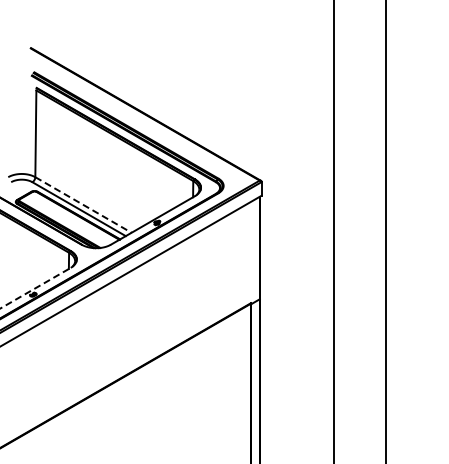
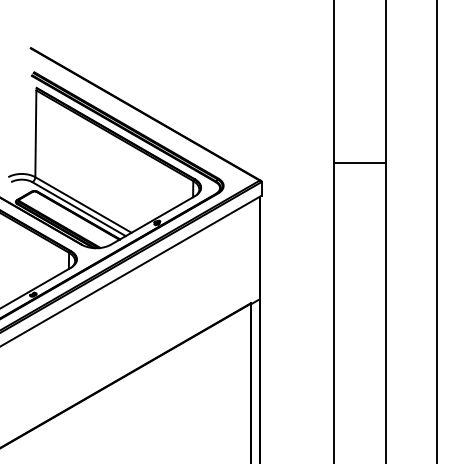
line: none -> present (359, 162)
line: dashed -> solid (83, 204)
line: none -> present (437, 231)
line: dashed -> solid (35, 288)
